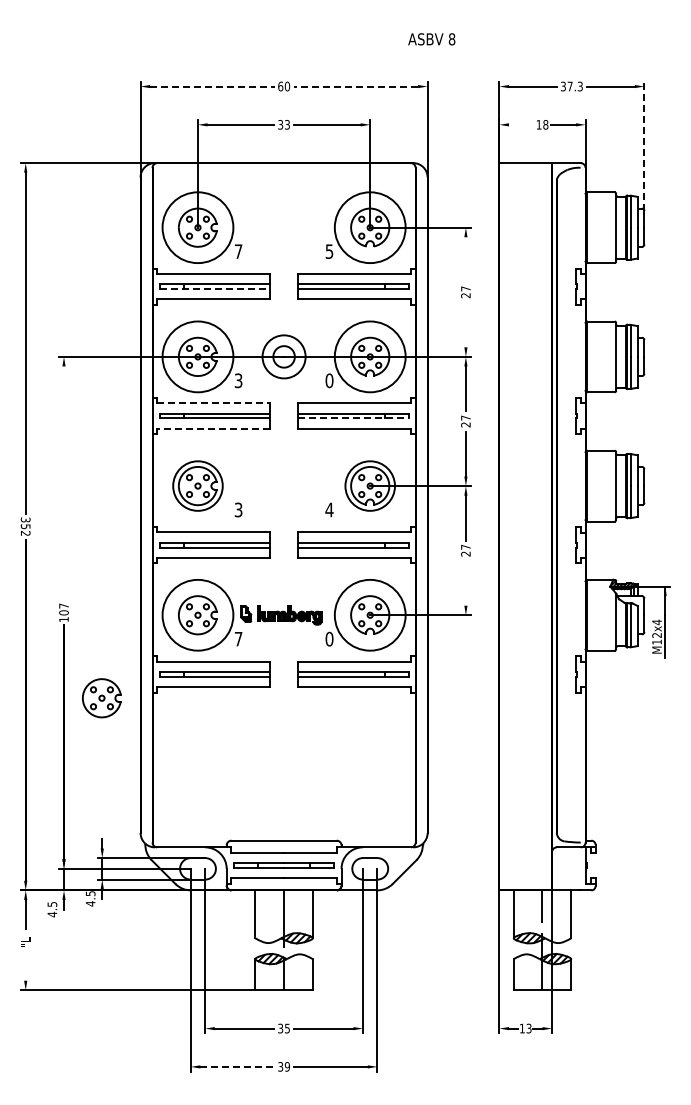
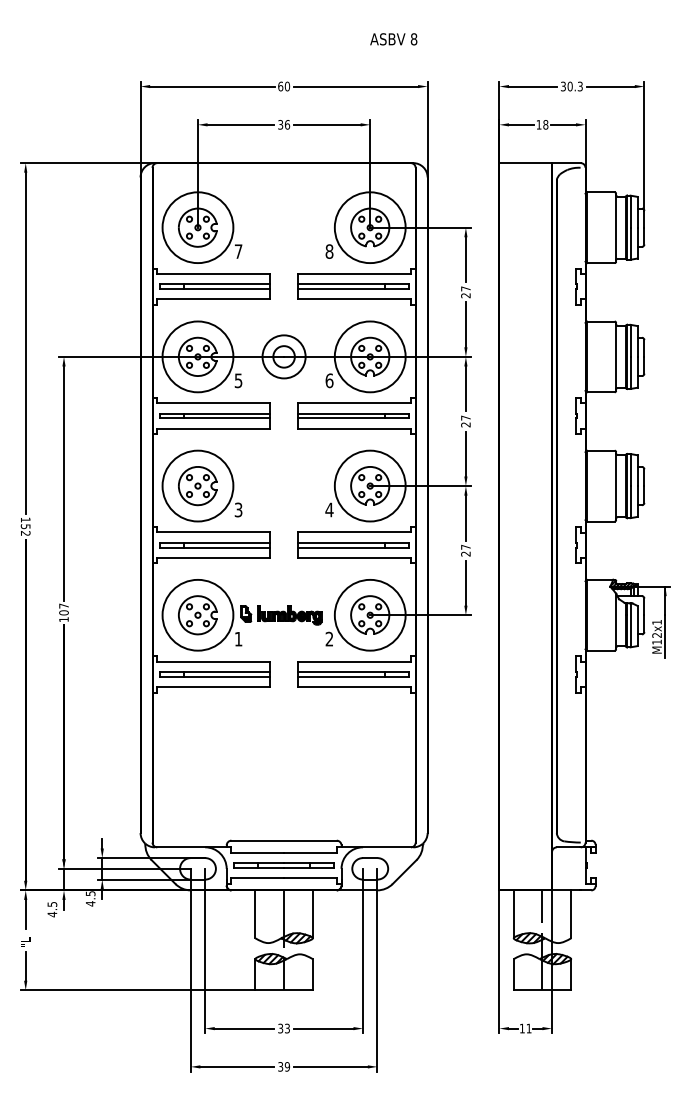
text position: (431, 39) -> (393, 39) (393, 39)
line: dashed -> solid (212, 86)
line: dashed -> solid (355, 86)
text: 37.3 -> 30.3 (569, 86)
text: 33 -> 36 (287, 124)
line: none -> present (520, 124)
line: dashed -> solid (644, 146)
text: 5 -> 8 (329, 251)
line: none -> present (465, 259)
line: dashed -> solid (215, 289)
line: none -> present (465, 324)
text: 3 -> 5 (238, 380)
text: 0 -> 6 (329, 380)
line: dashed -> solid (214, 403)
line: dashed -> solid (353, 418)
line: dashed -> solid (213, 428)
line: none -> present (64, 483)
circle diameter: 50 px -> 71 px (197, 485)
circle diameter: 50 px -> 71 px (369, 485)
text: 352 -> 152 (25, 519)
line: none -> present (465, 582)
text: M12x4 -> M12x1 (656, 622)
text: 0 -> 2 (329, 638)
text: 7 -> 1 (238, 639)
part: present -> none (101, 698)
line: none -> present (25, 965)
text: 35 -> 33 (287, 1027)
text: 13 -> 11 (528, 1028)
line: dashed -> solid (237, 1066)
